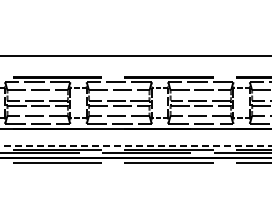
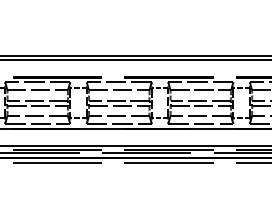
line: none -> present (135, 59)
line: dashed -> solid (135, 145)
